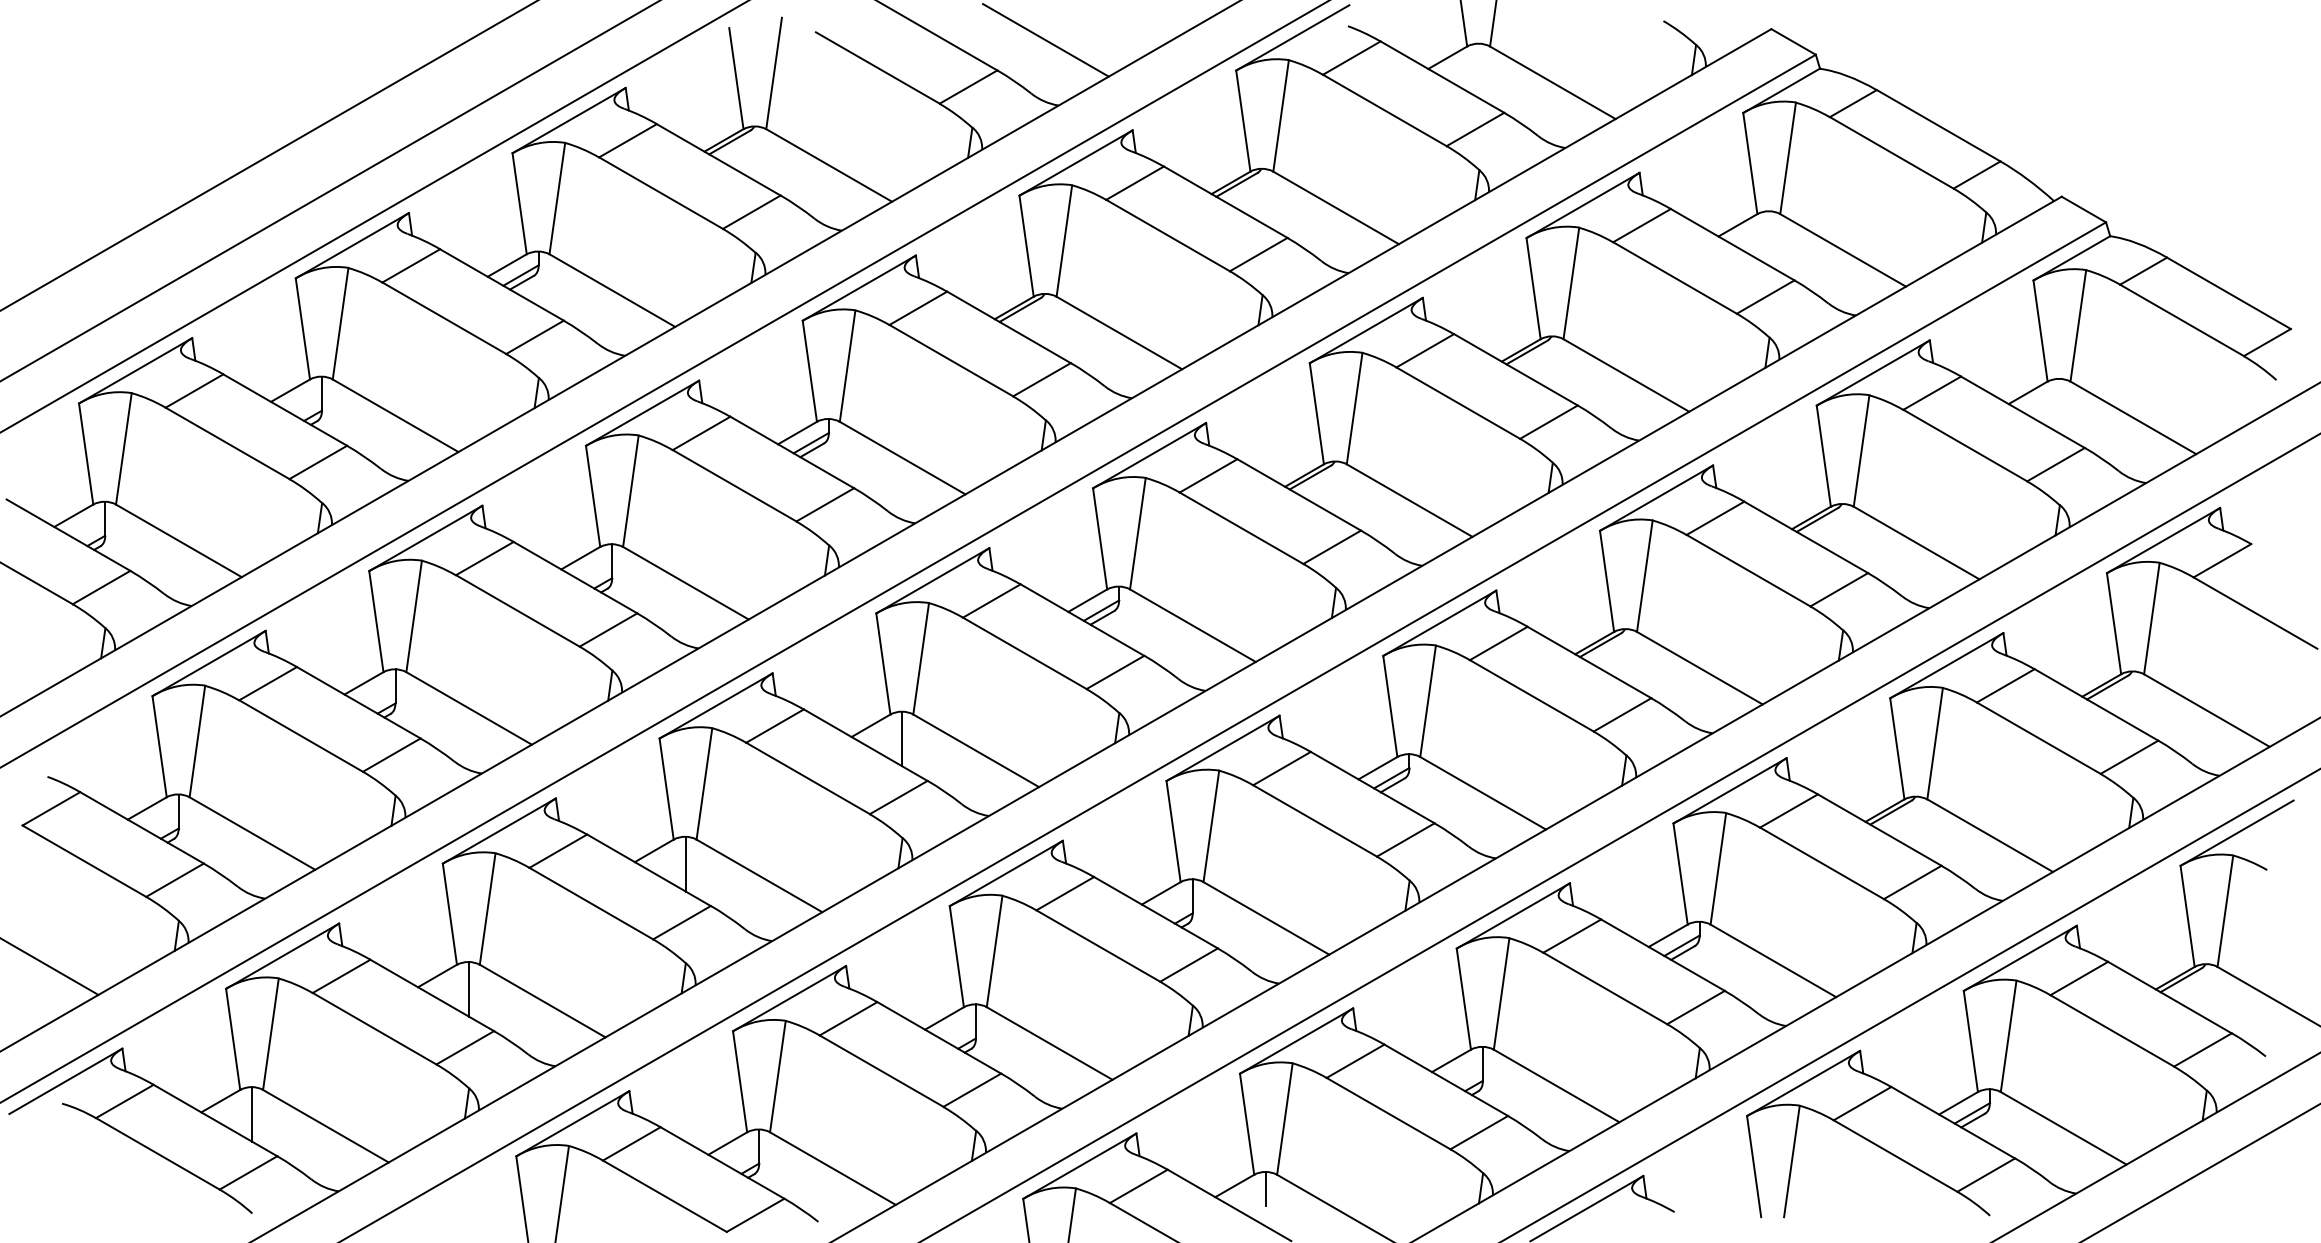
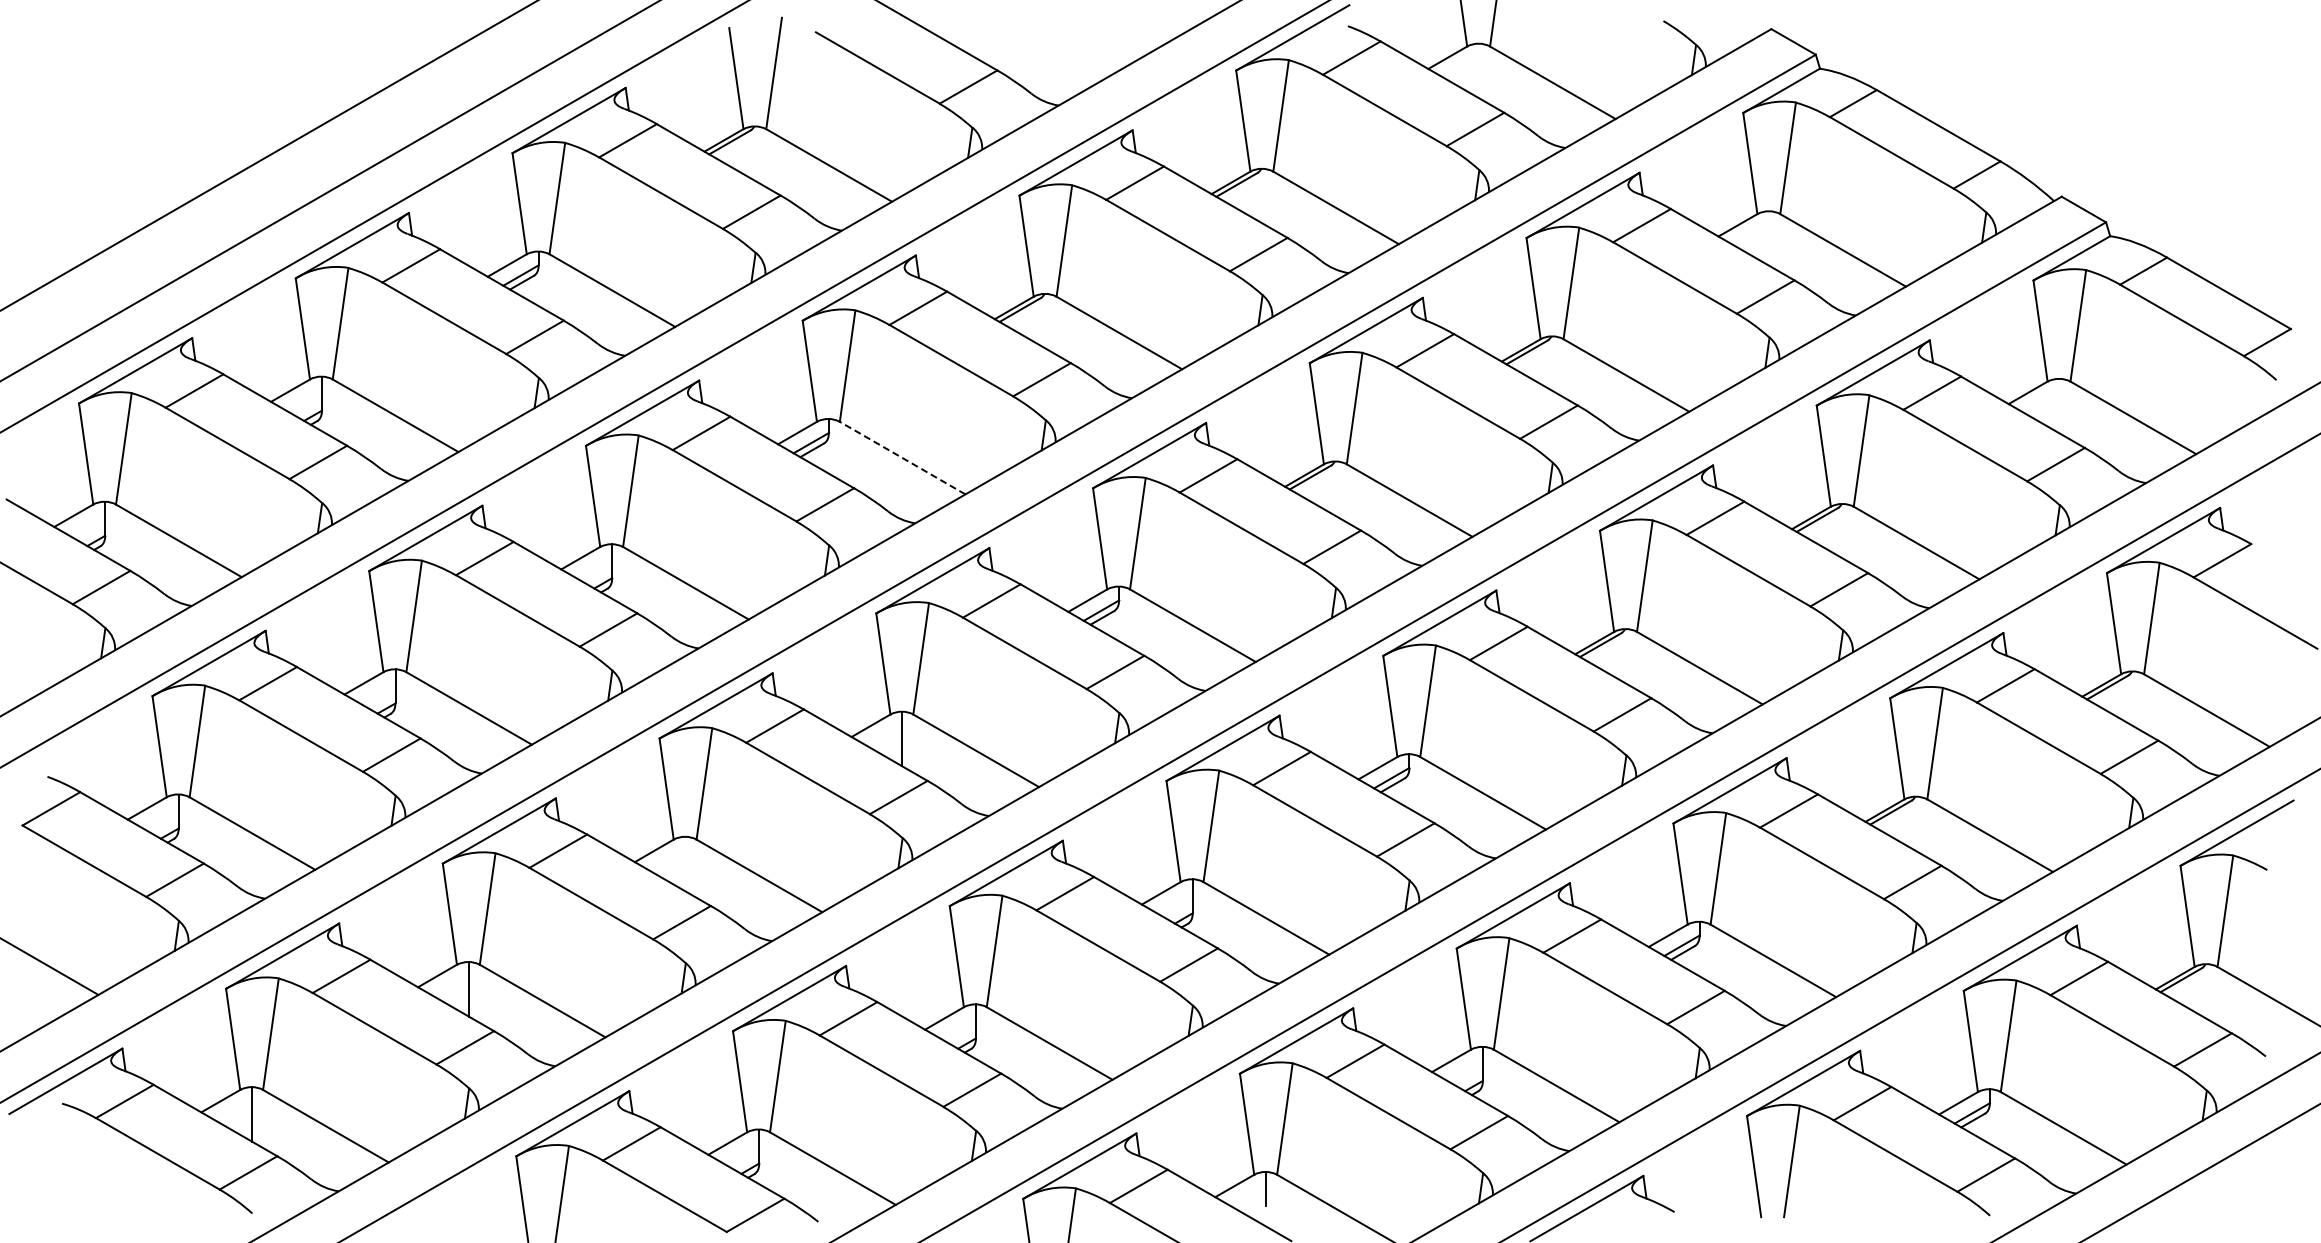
line: present -> none (1045, 40)
line: solid -> dashed (902, 458)
line: present -> none (685, 863)
